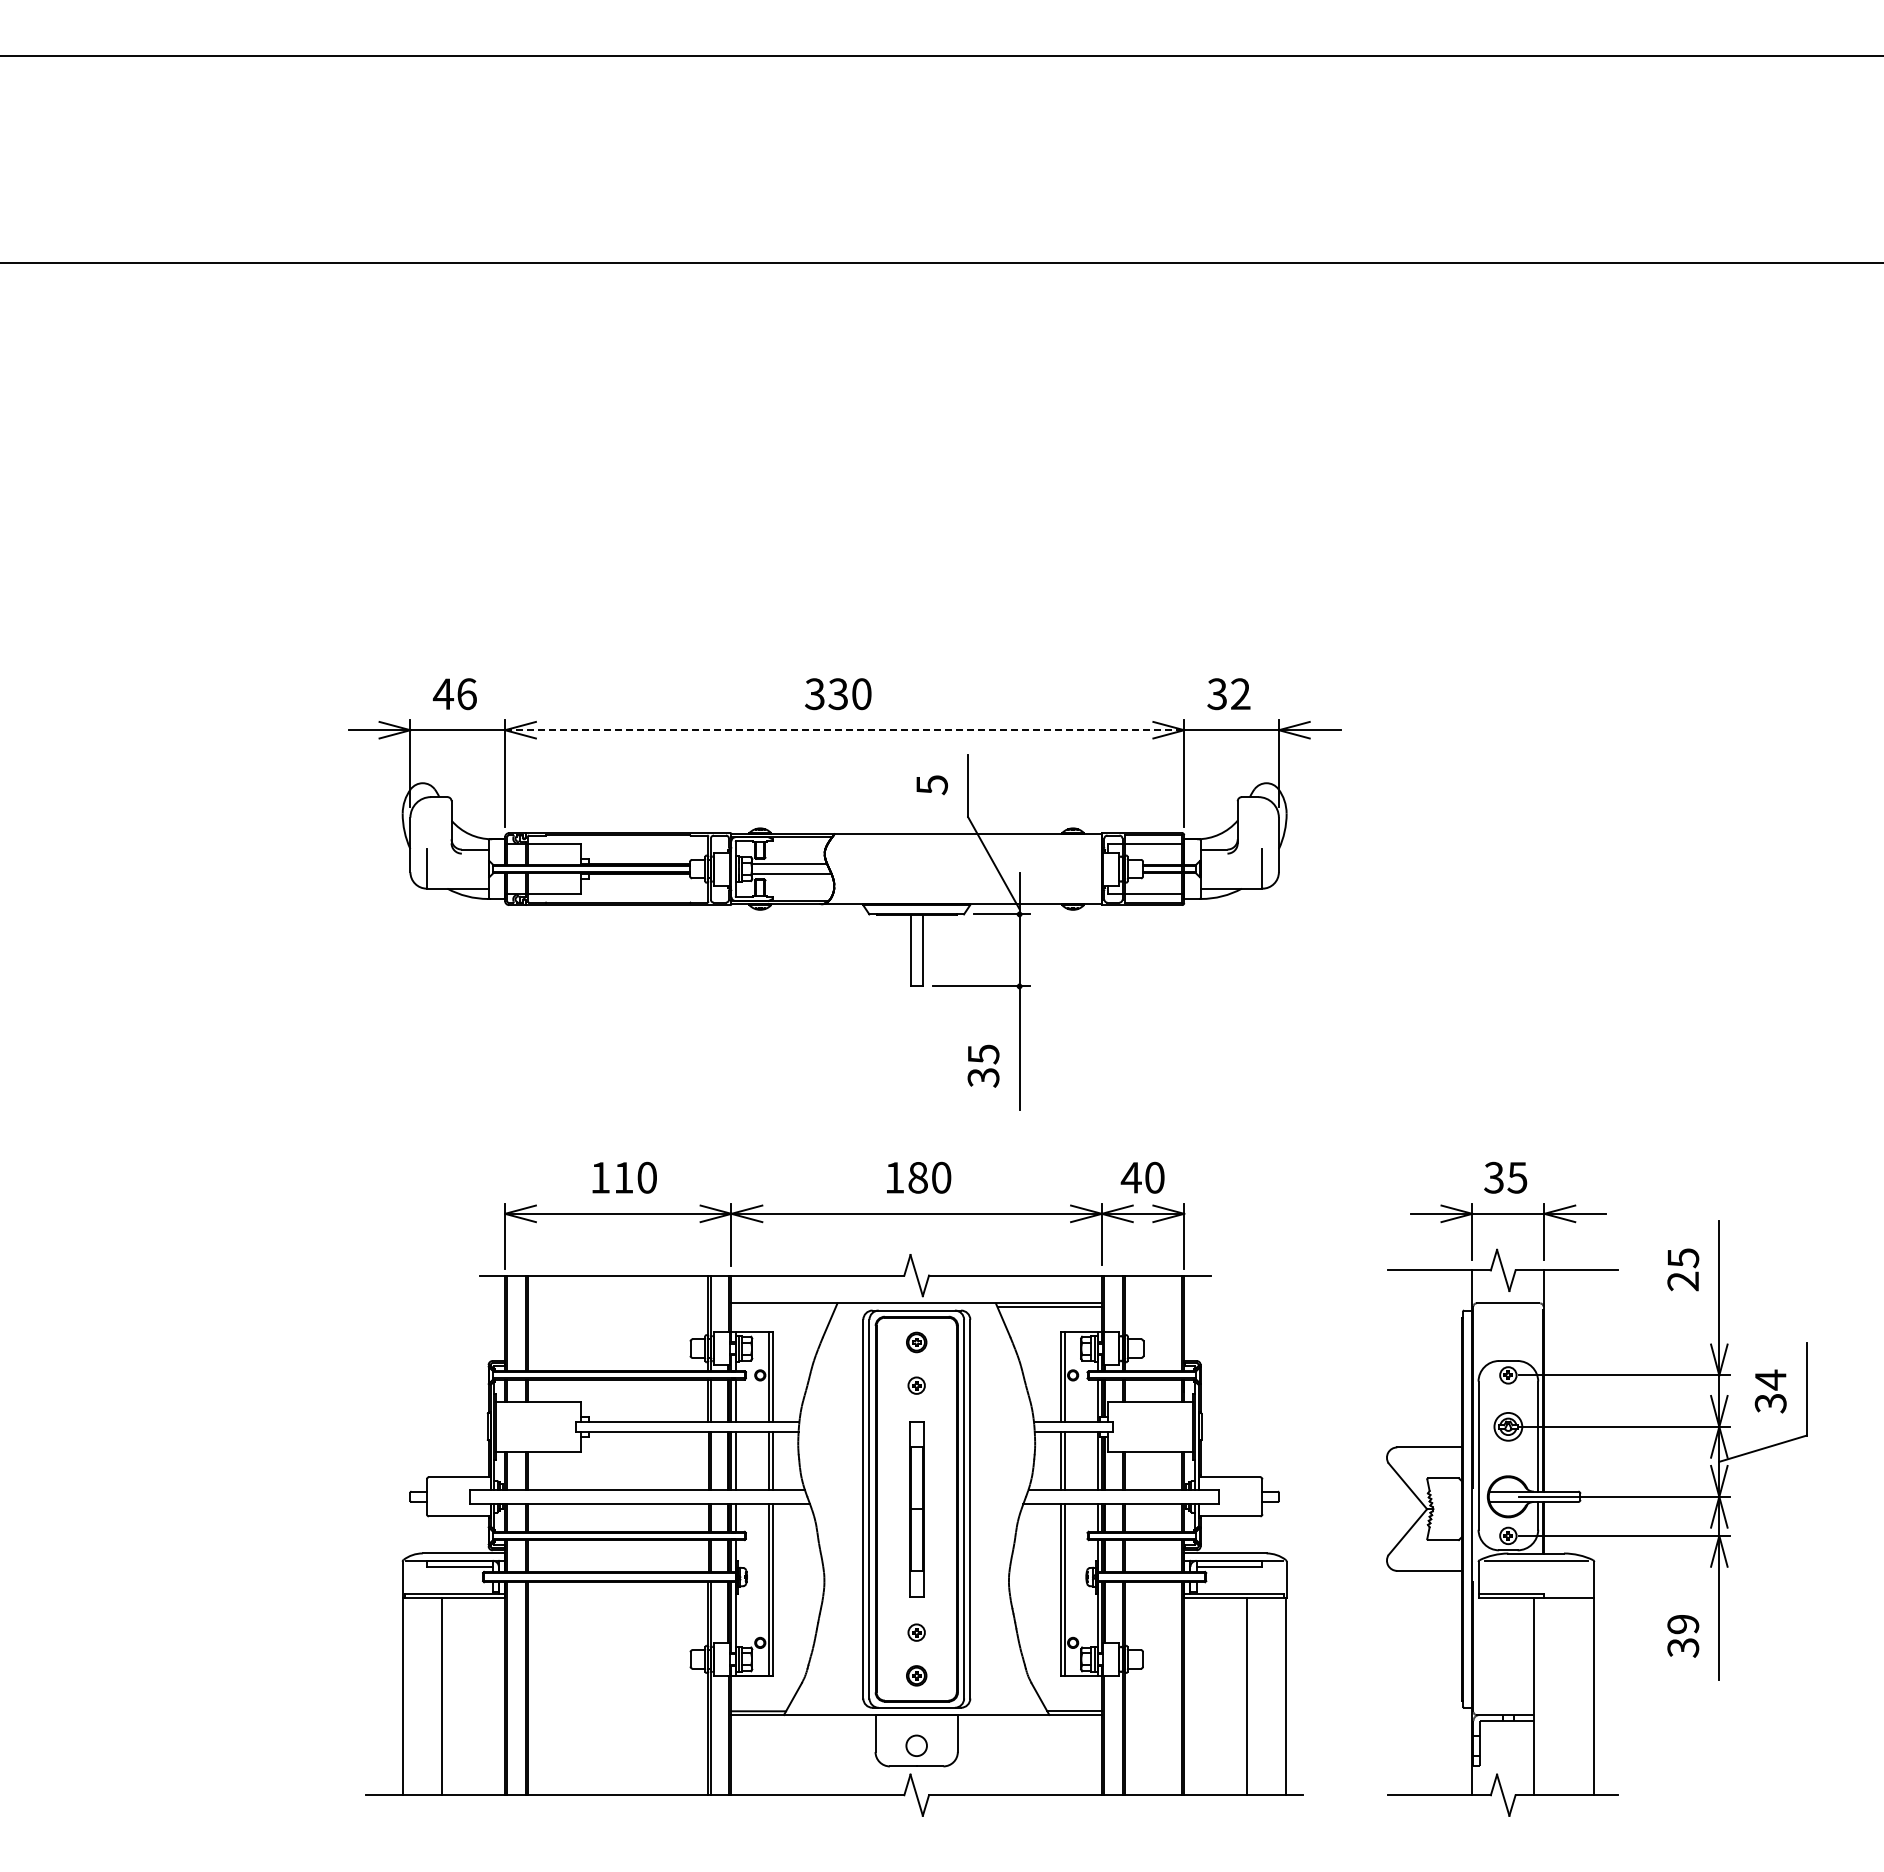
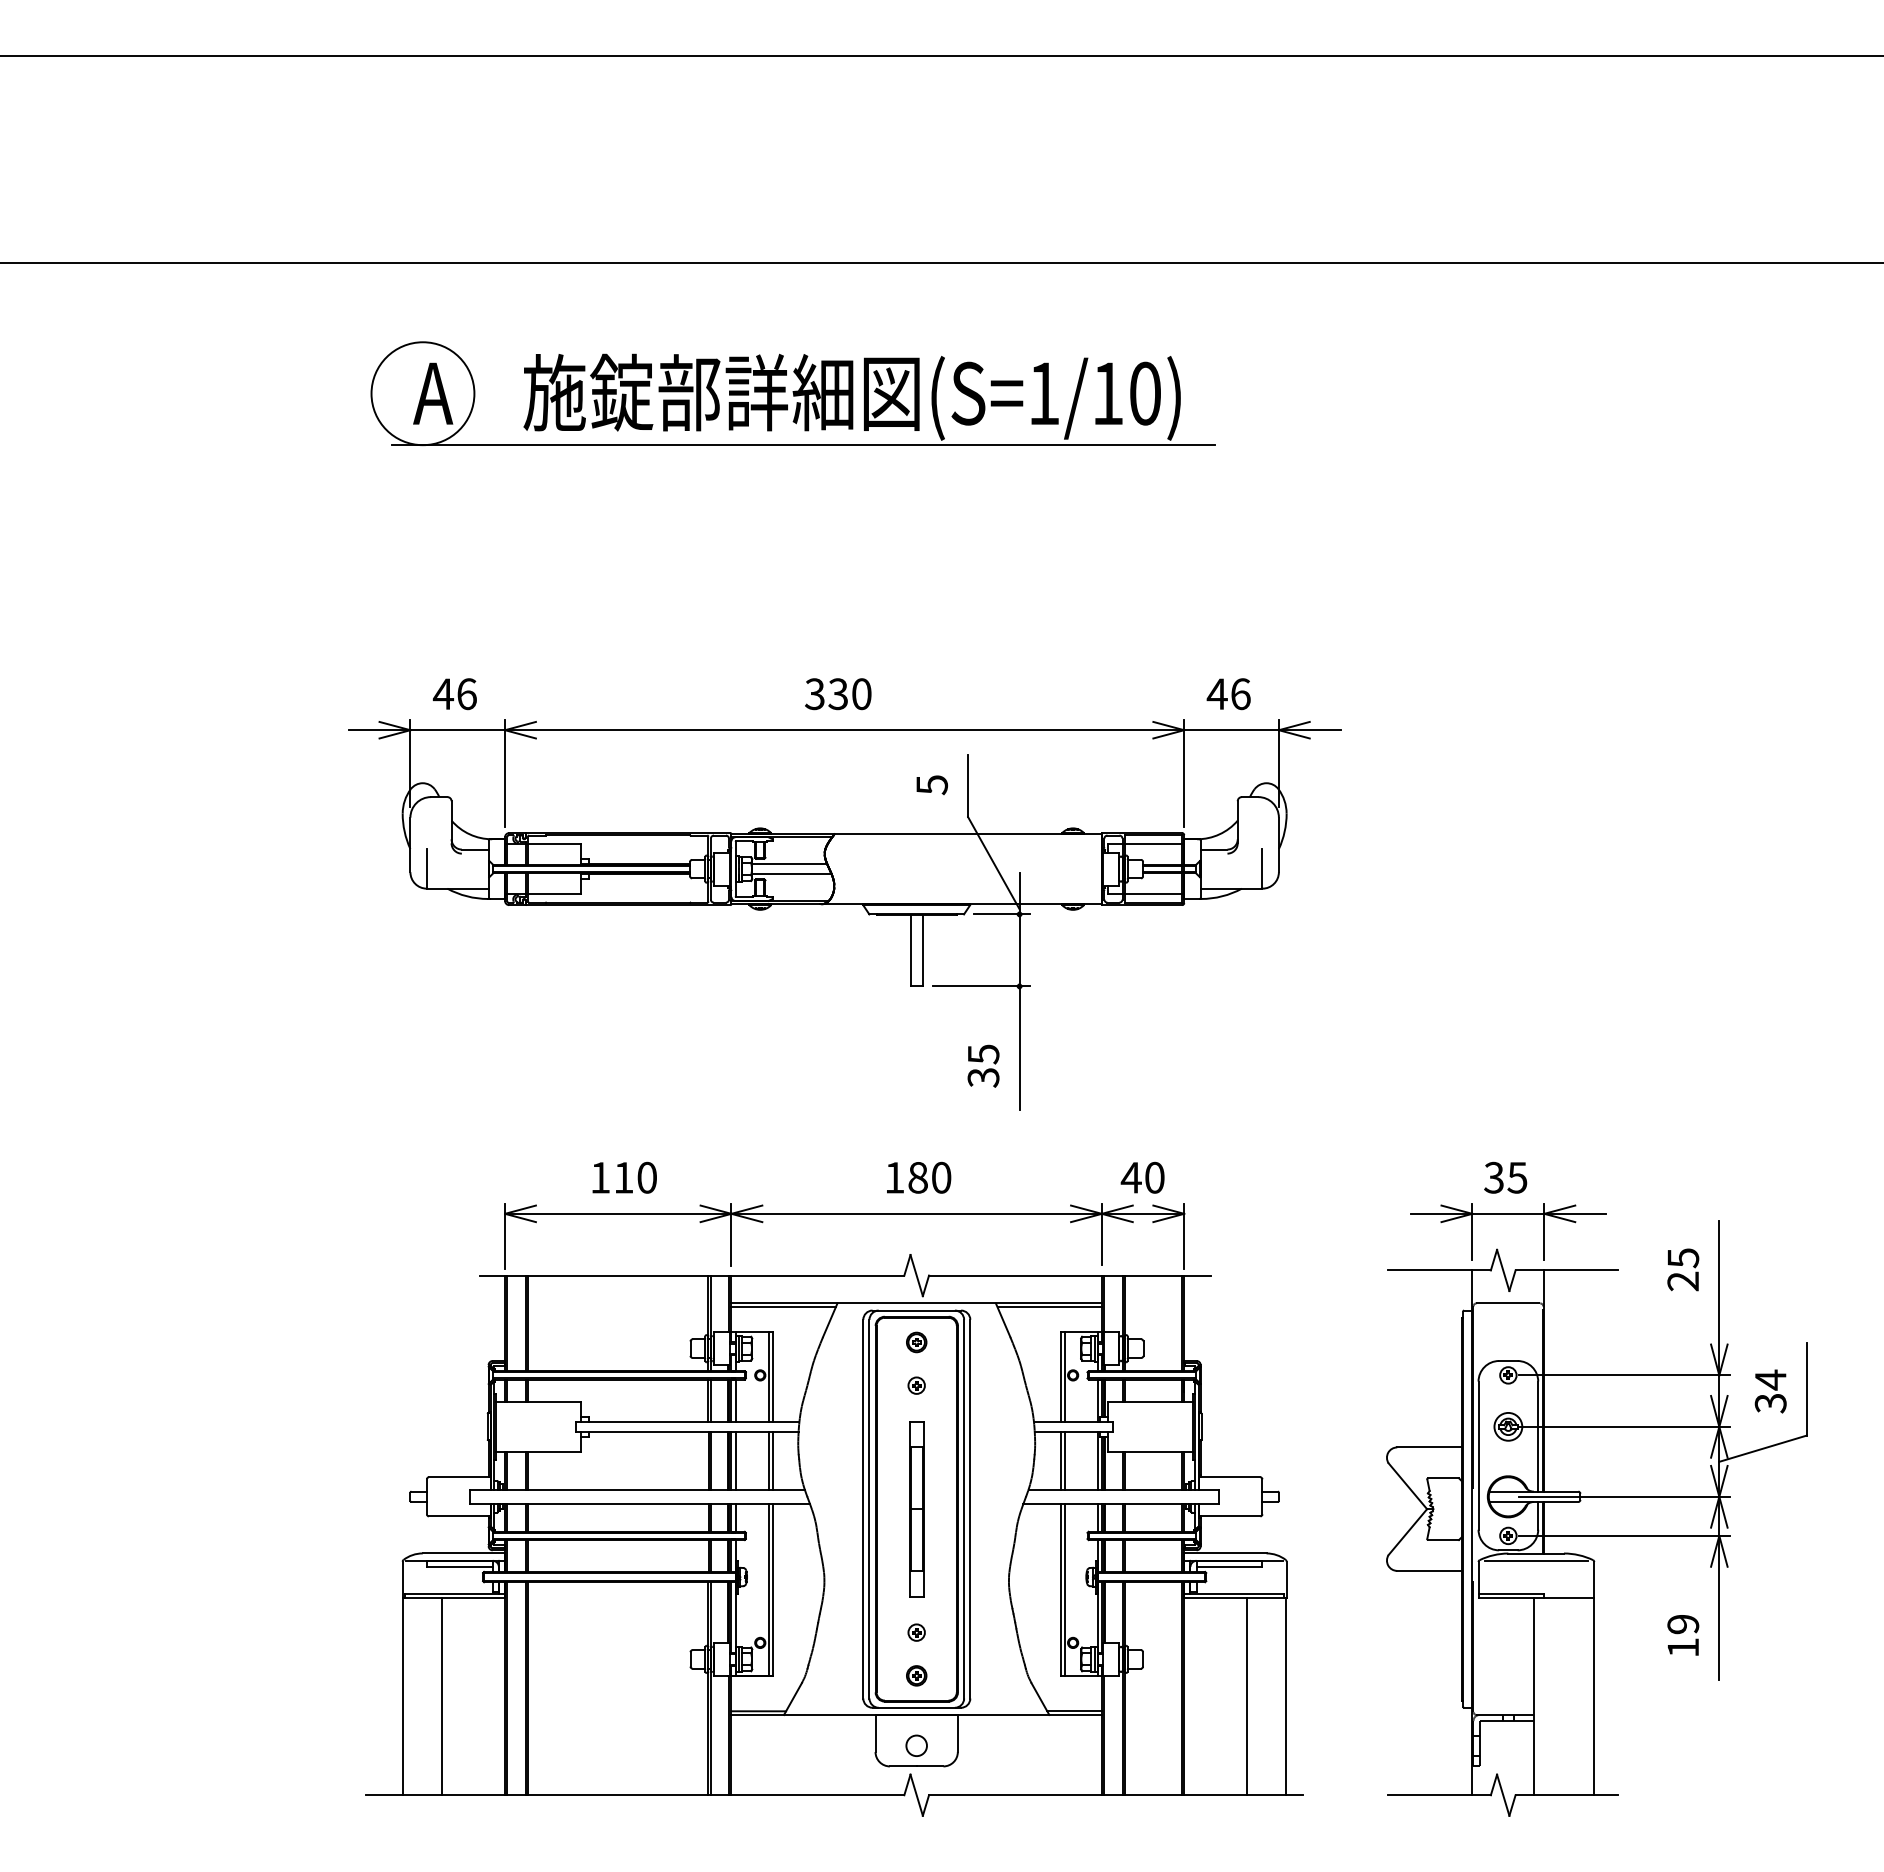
part: none -> present (792, 393)
text: 32 -> 46 (1228, 694)
line: dashed -> solid (844, 730)
line: none -> present (783, 1307)
text: 39 -> 19 (1683, 1647)
